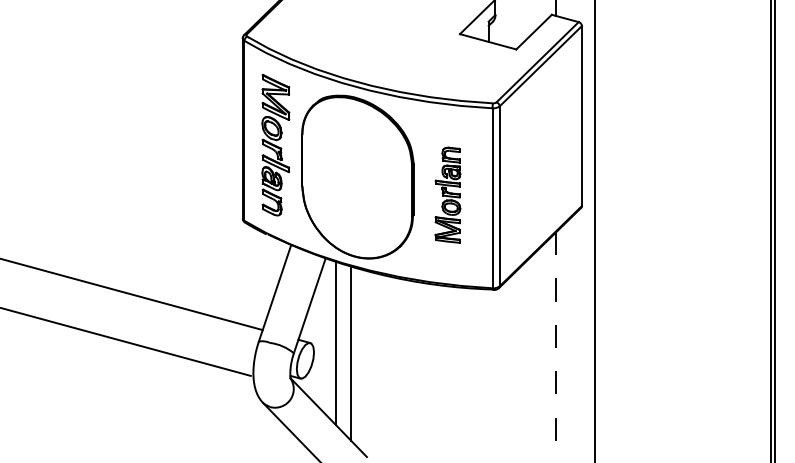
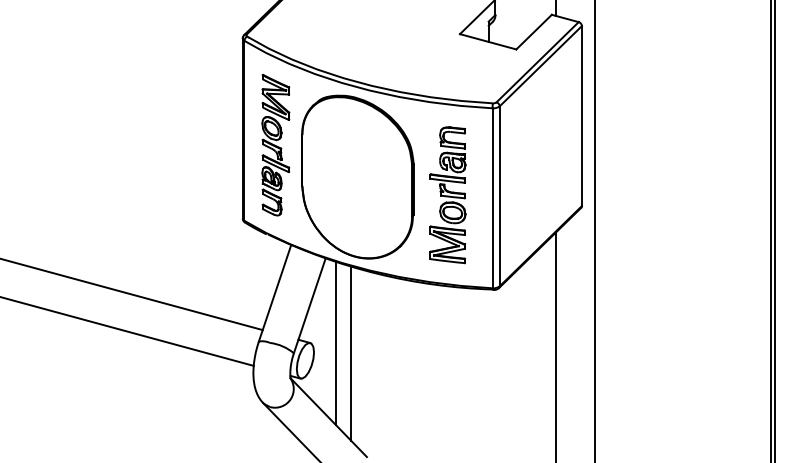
part size: 28x98 px -> 38x139 px (447, 195)
line position: (126, 341) -> (127, 331) (127, 331)
line: dashed -> solid (556, 347)
